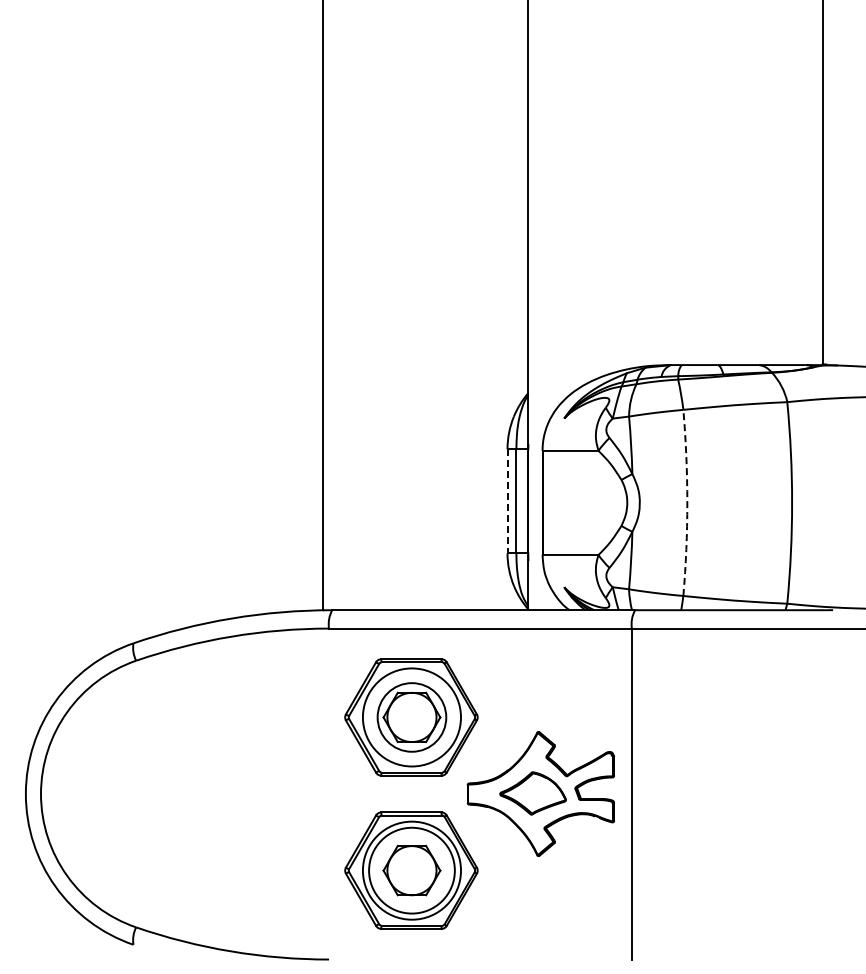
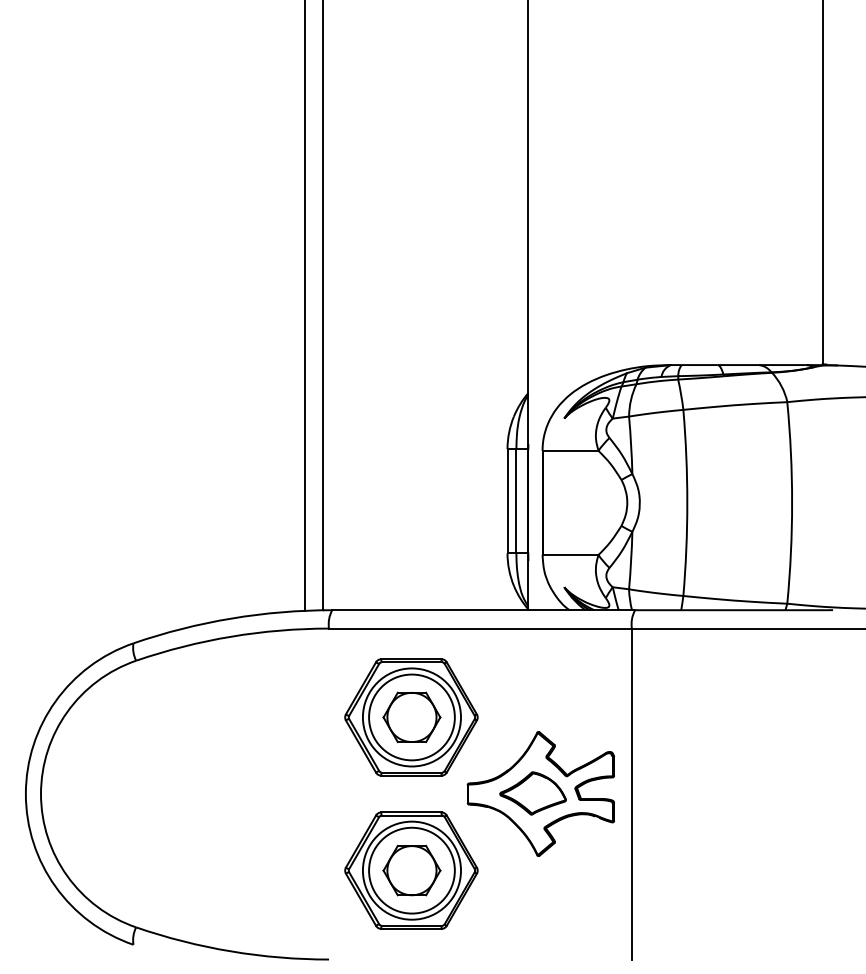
line: none -> present (304, 306)
line: dashed -> solid (507, 501)
arc: dashed -> solid (687, 502)
circle diameter: 69 px -> 86 px (411, 717)
